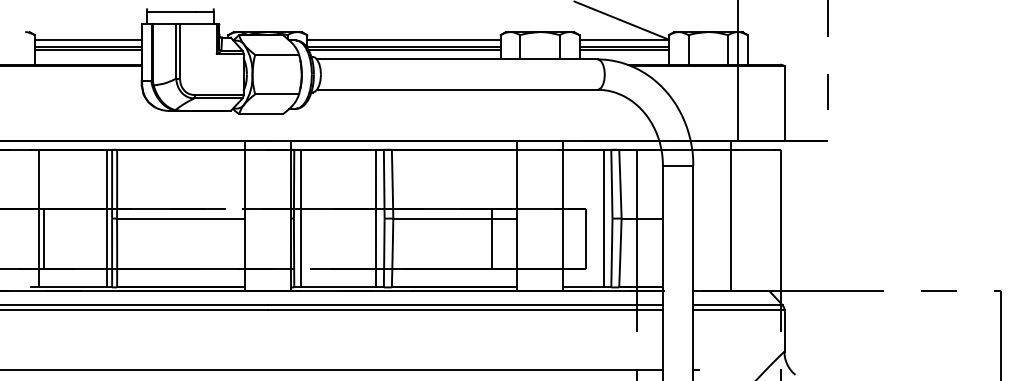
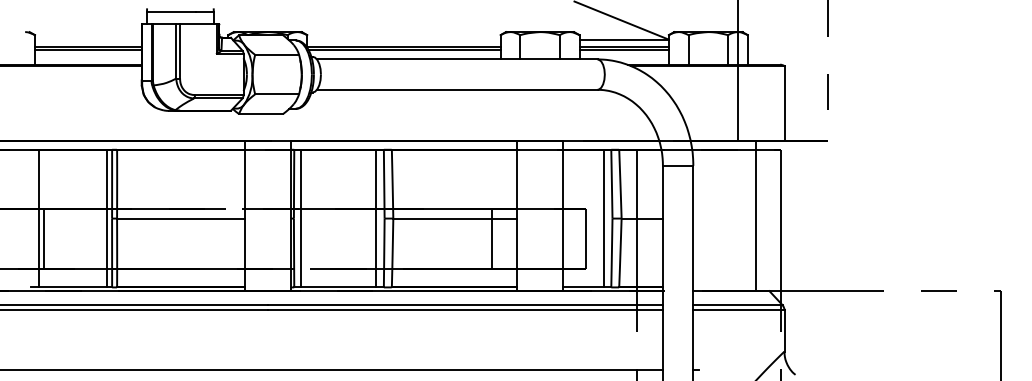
line: present -> none (88, 40)
line: present -> none (403, 40)
line position: (731, 215) -> (756, 215) (756, 215)
